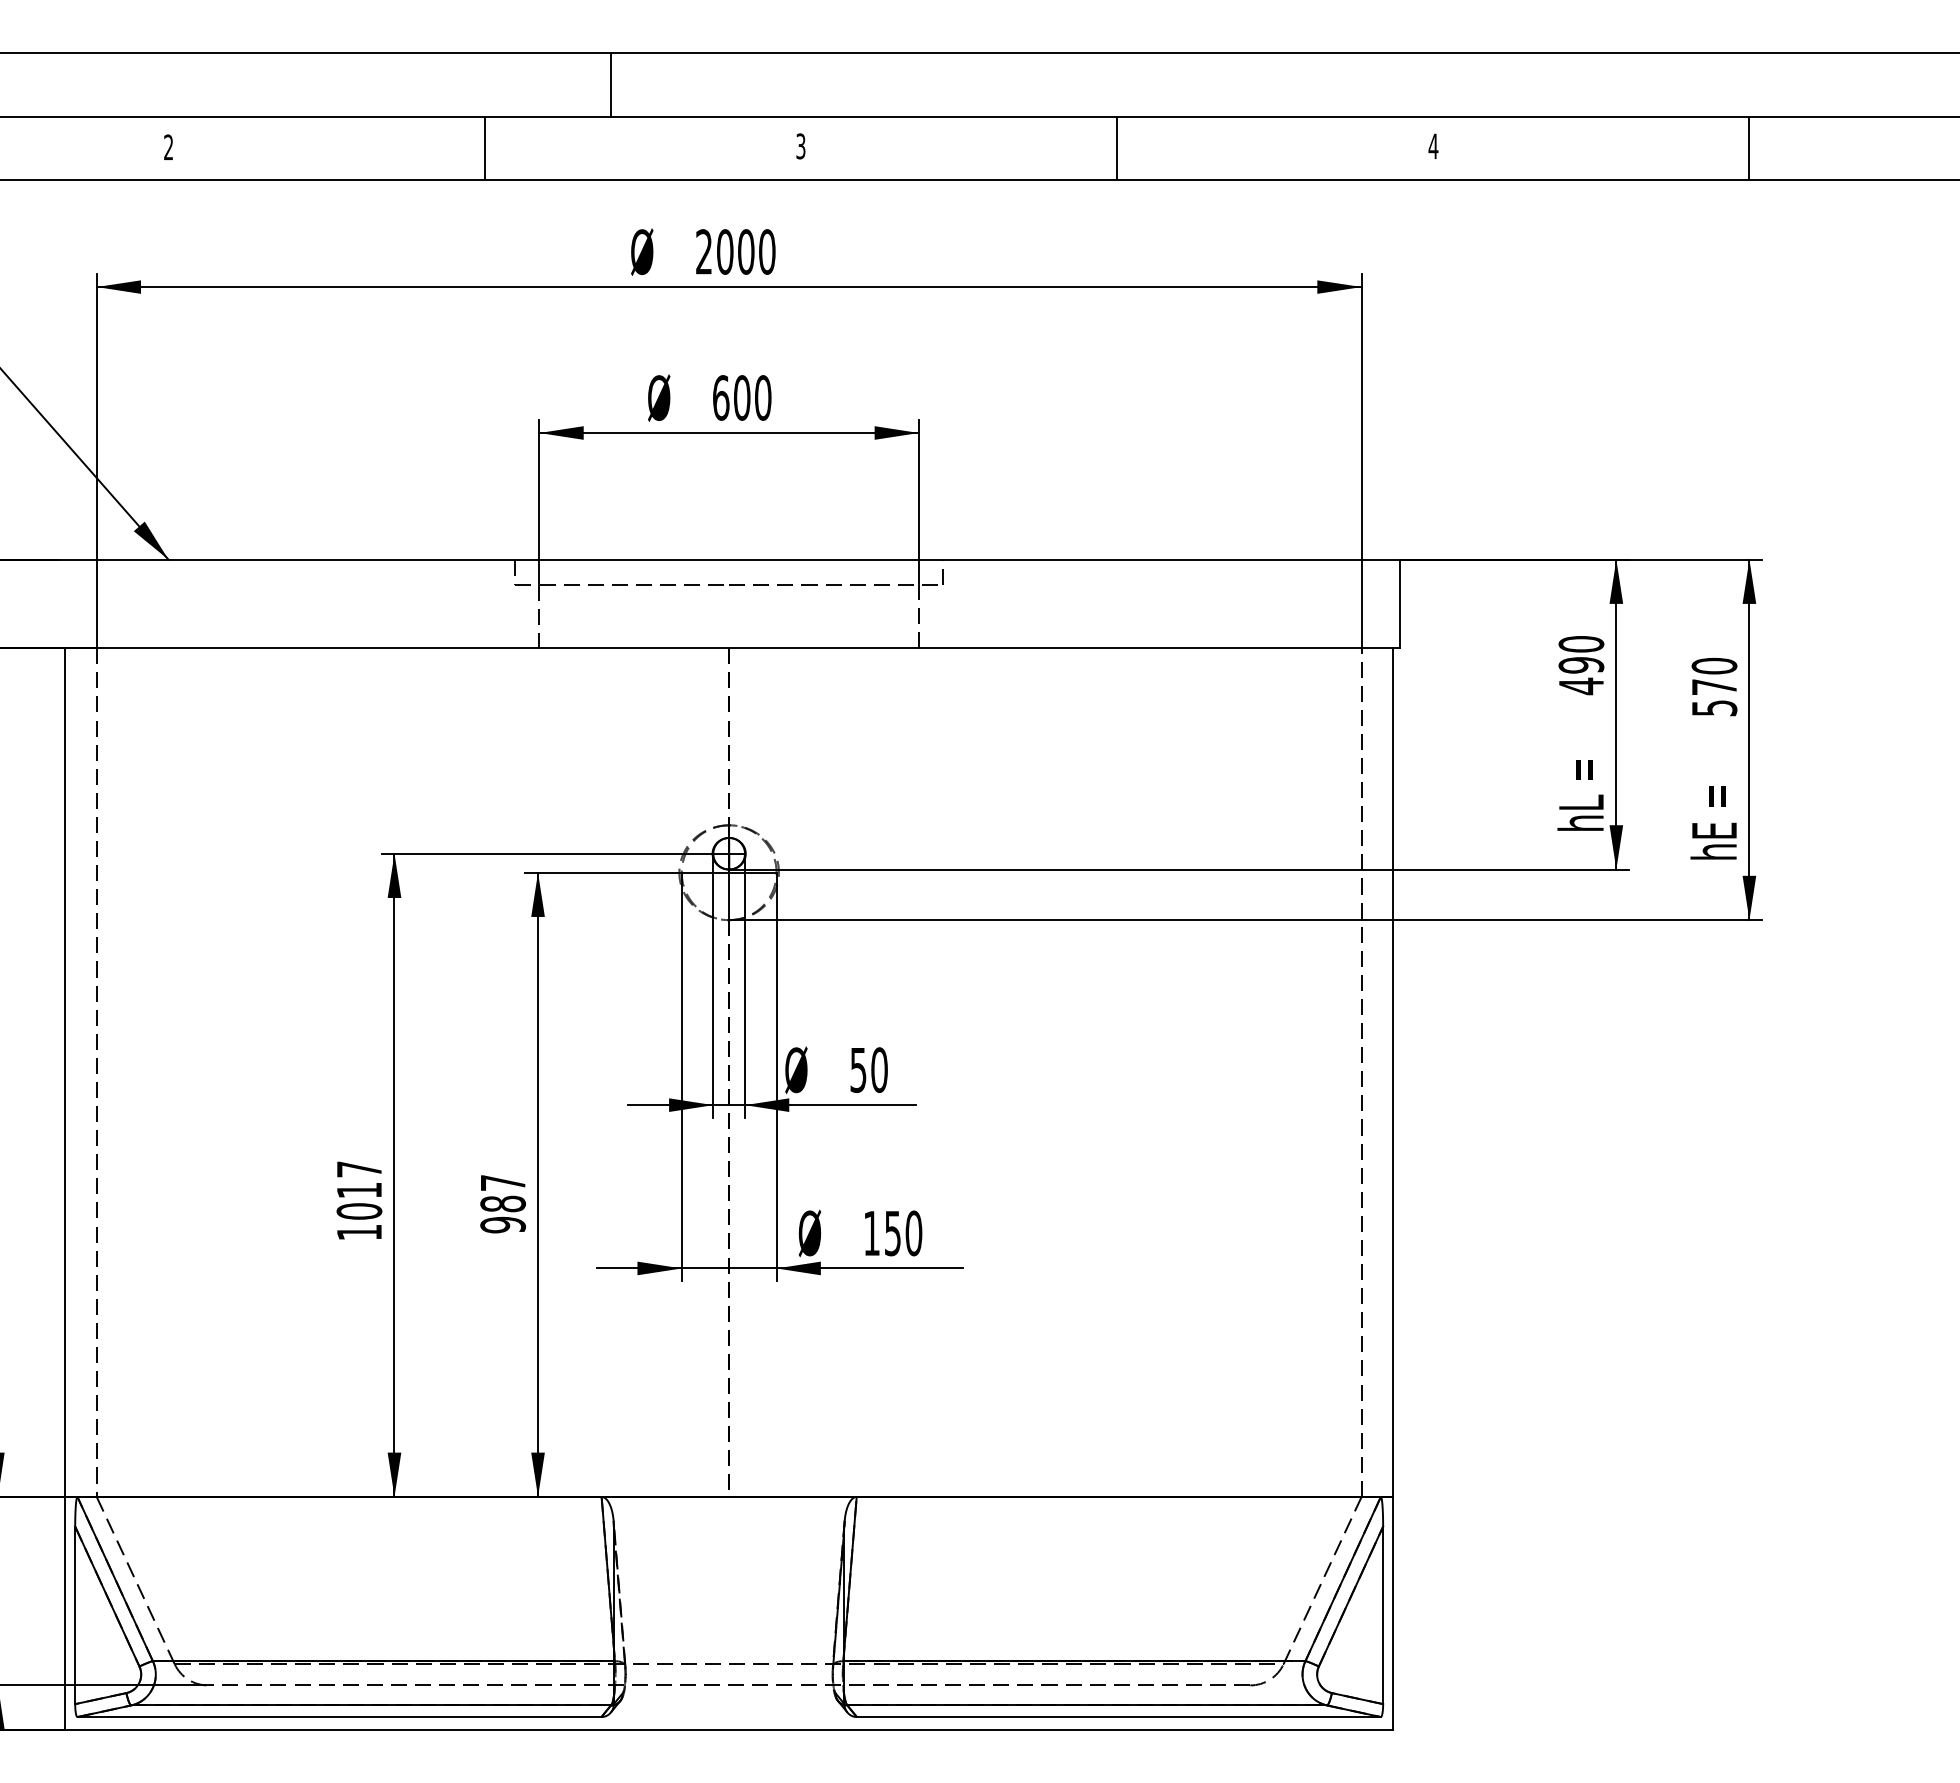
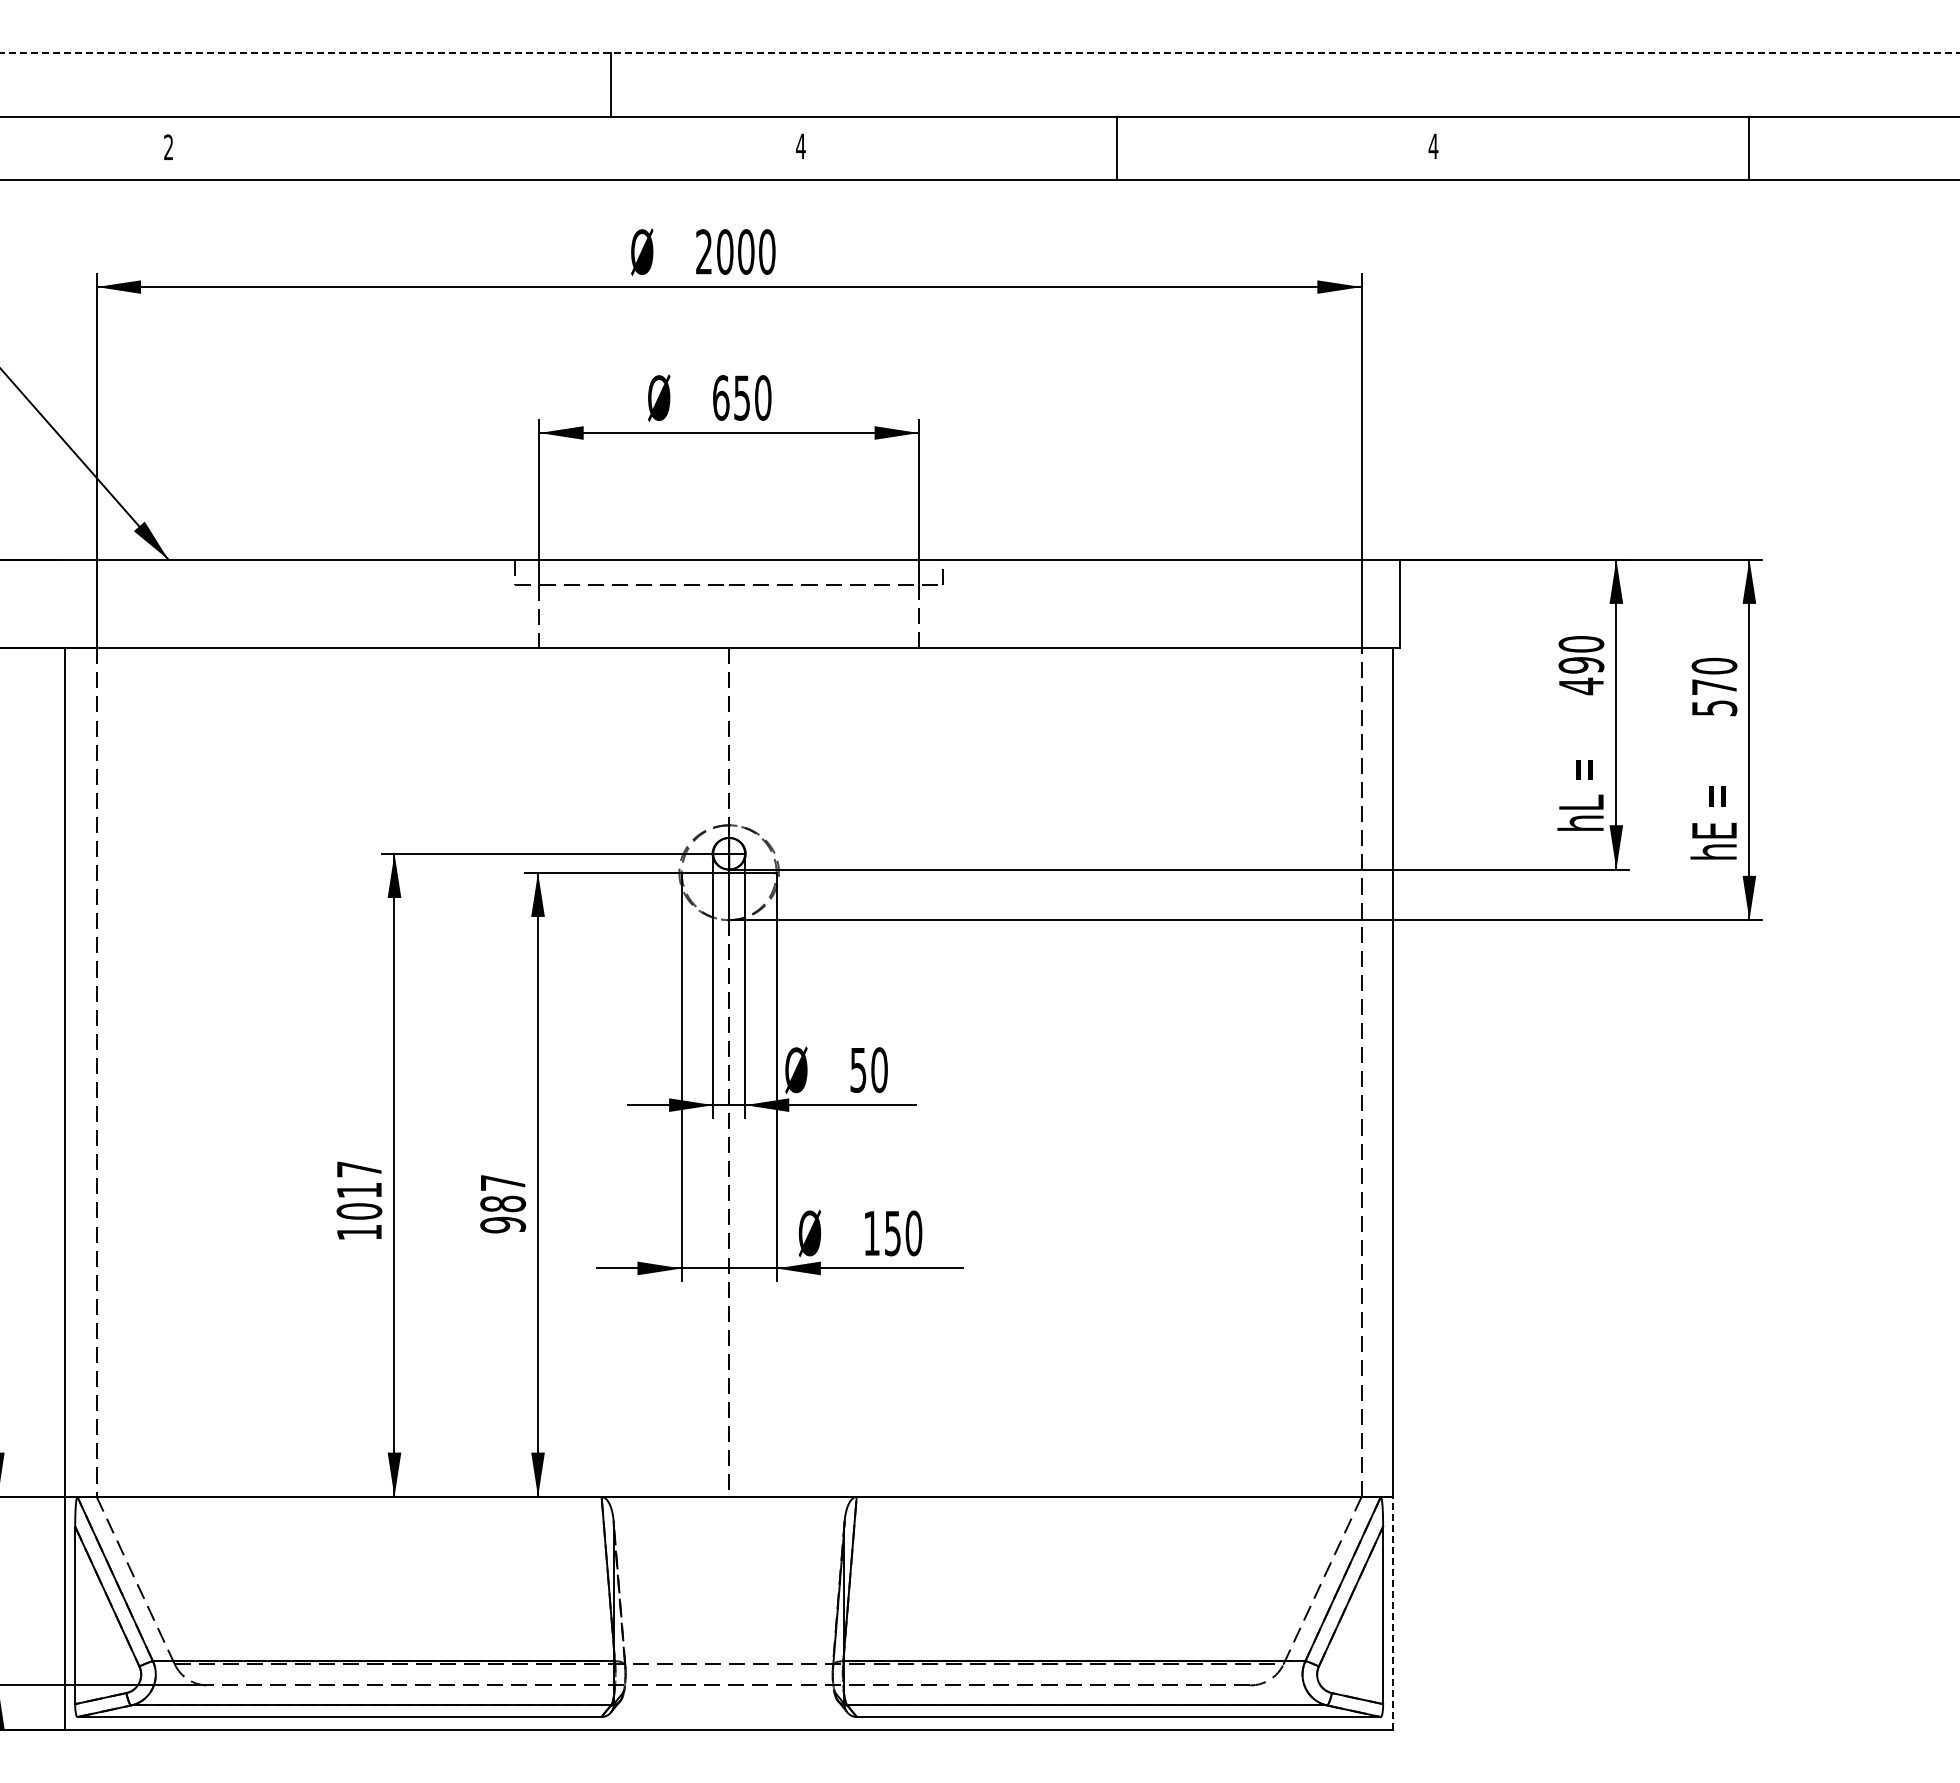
line: solid -> dashed (980, 53)
text: 3 -> 4 (800, 146)
line: present -> none (484, 147)
text: 600 -> 650 (742, 397)
line: solid -> dashed (1393, 1612)
